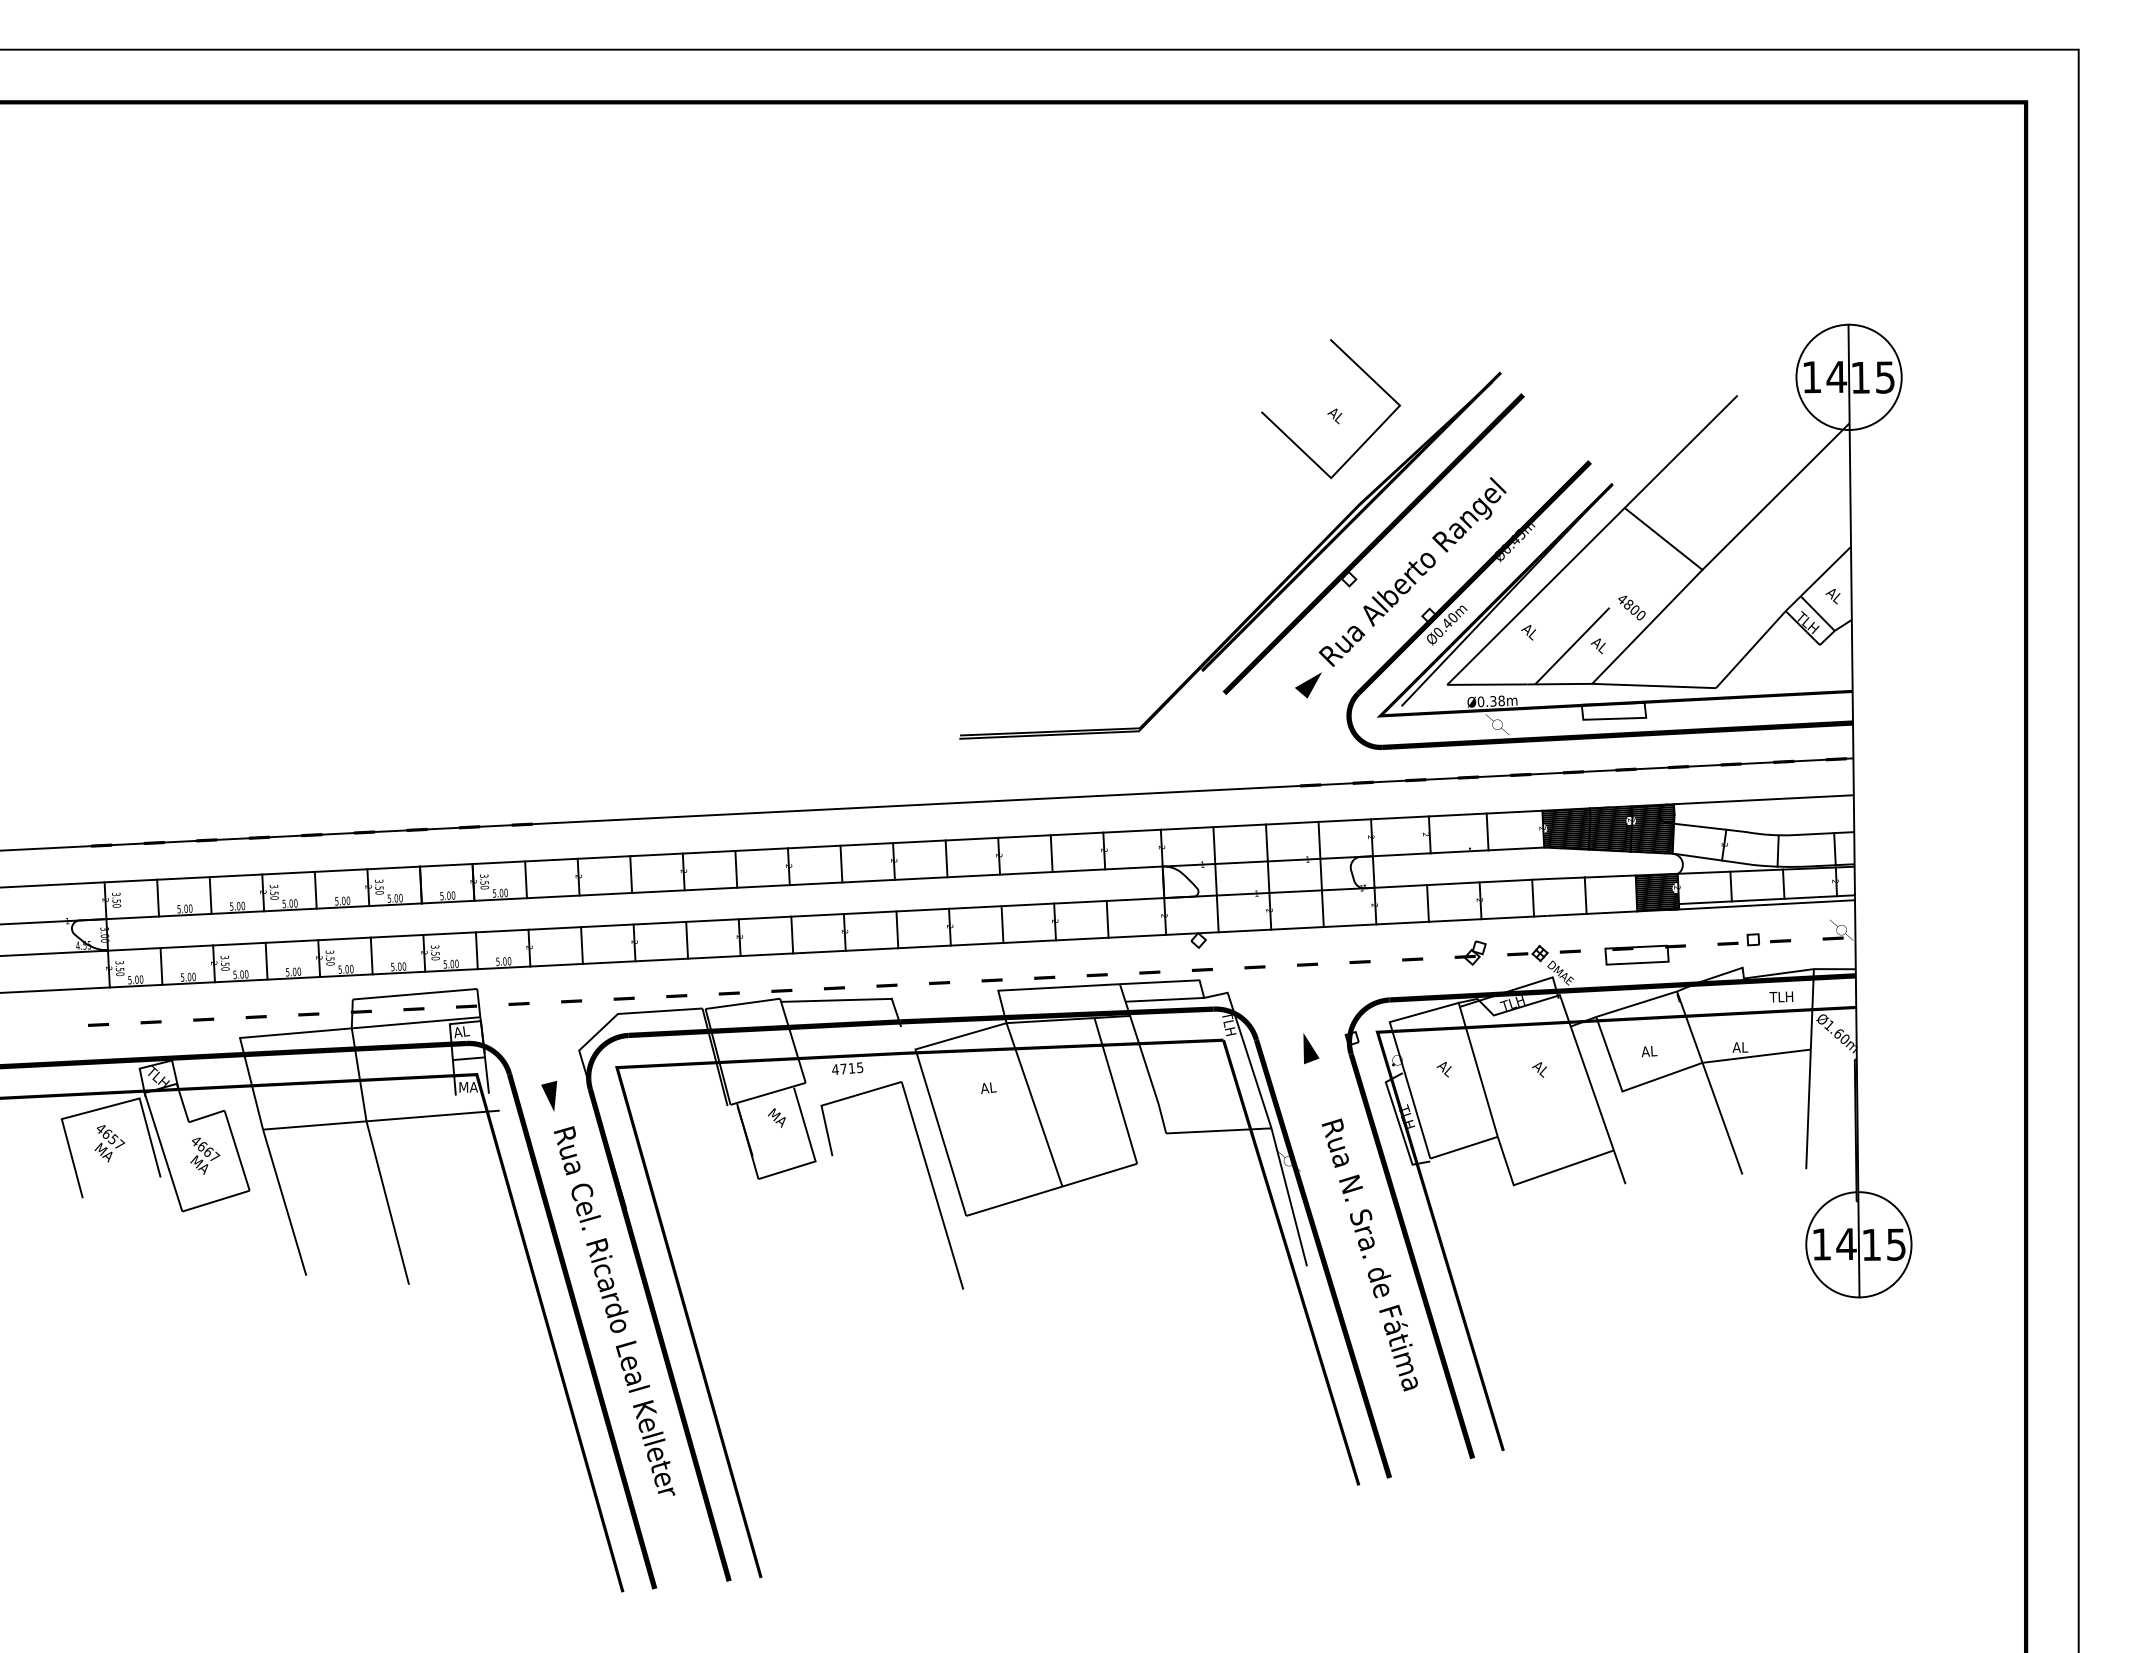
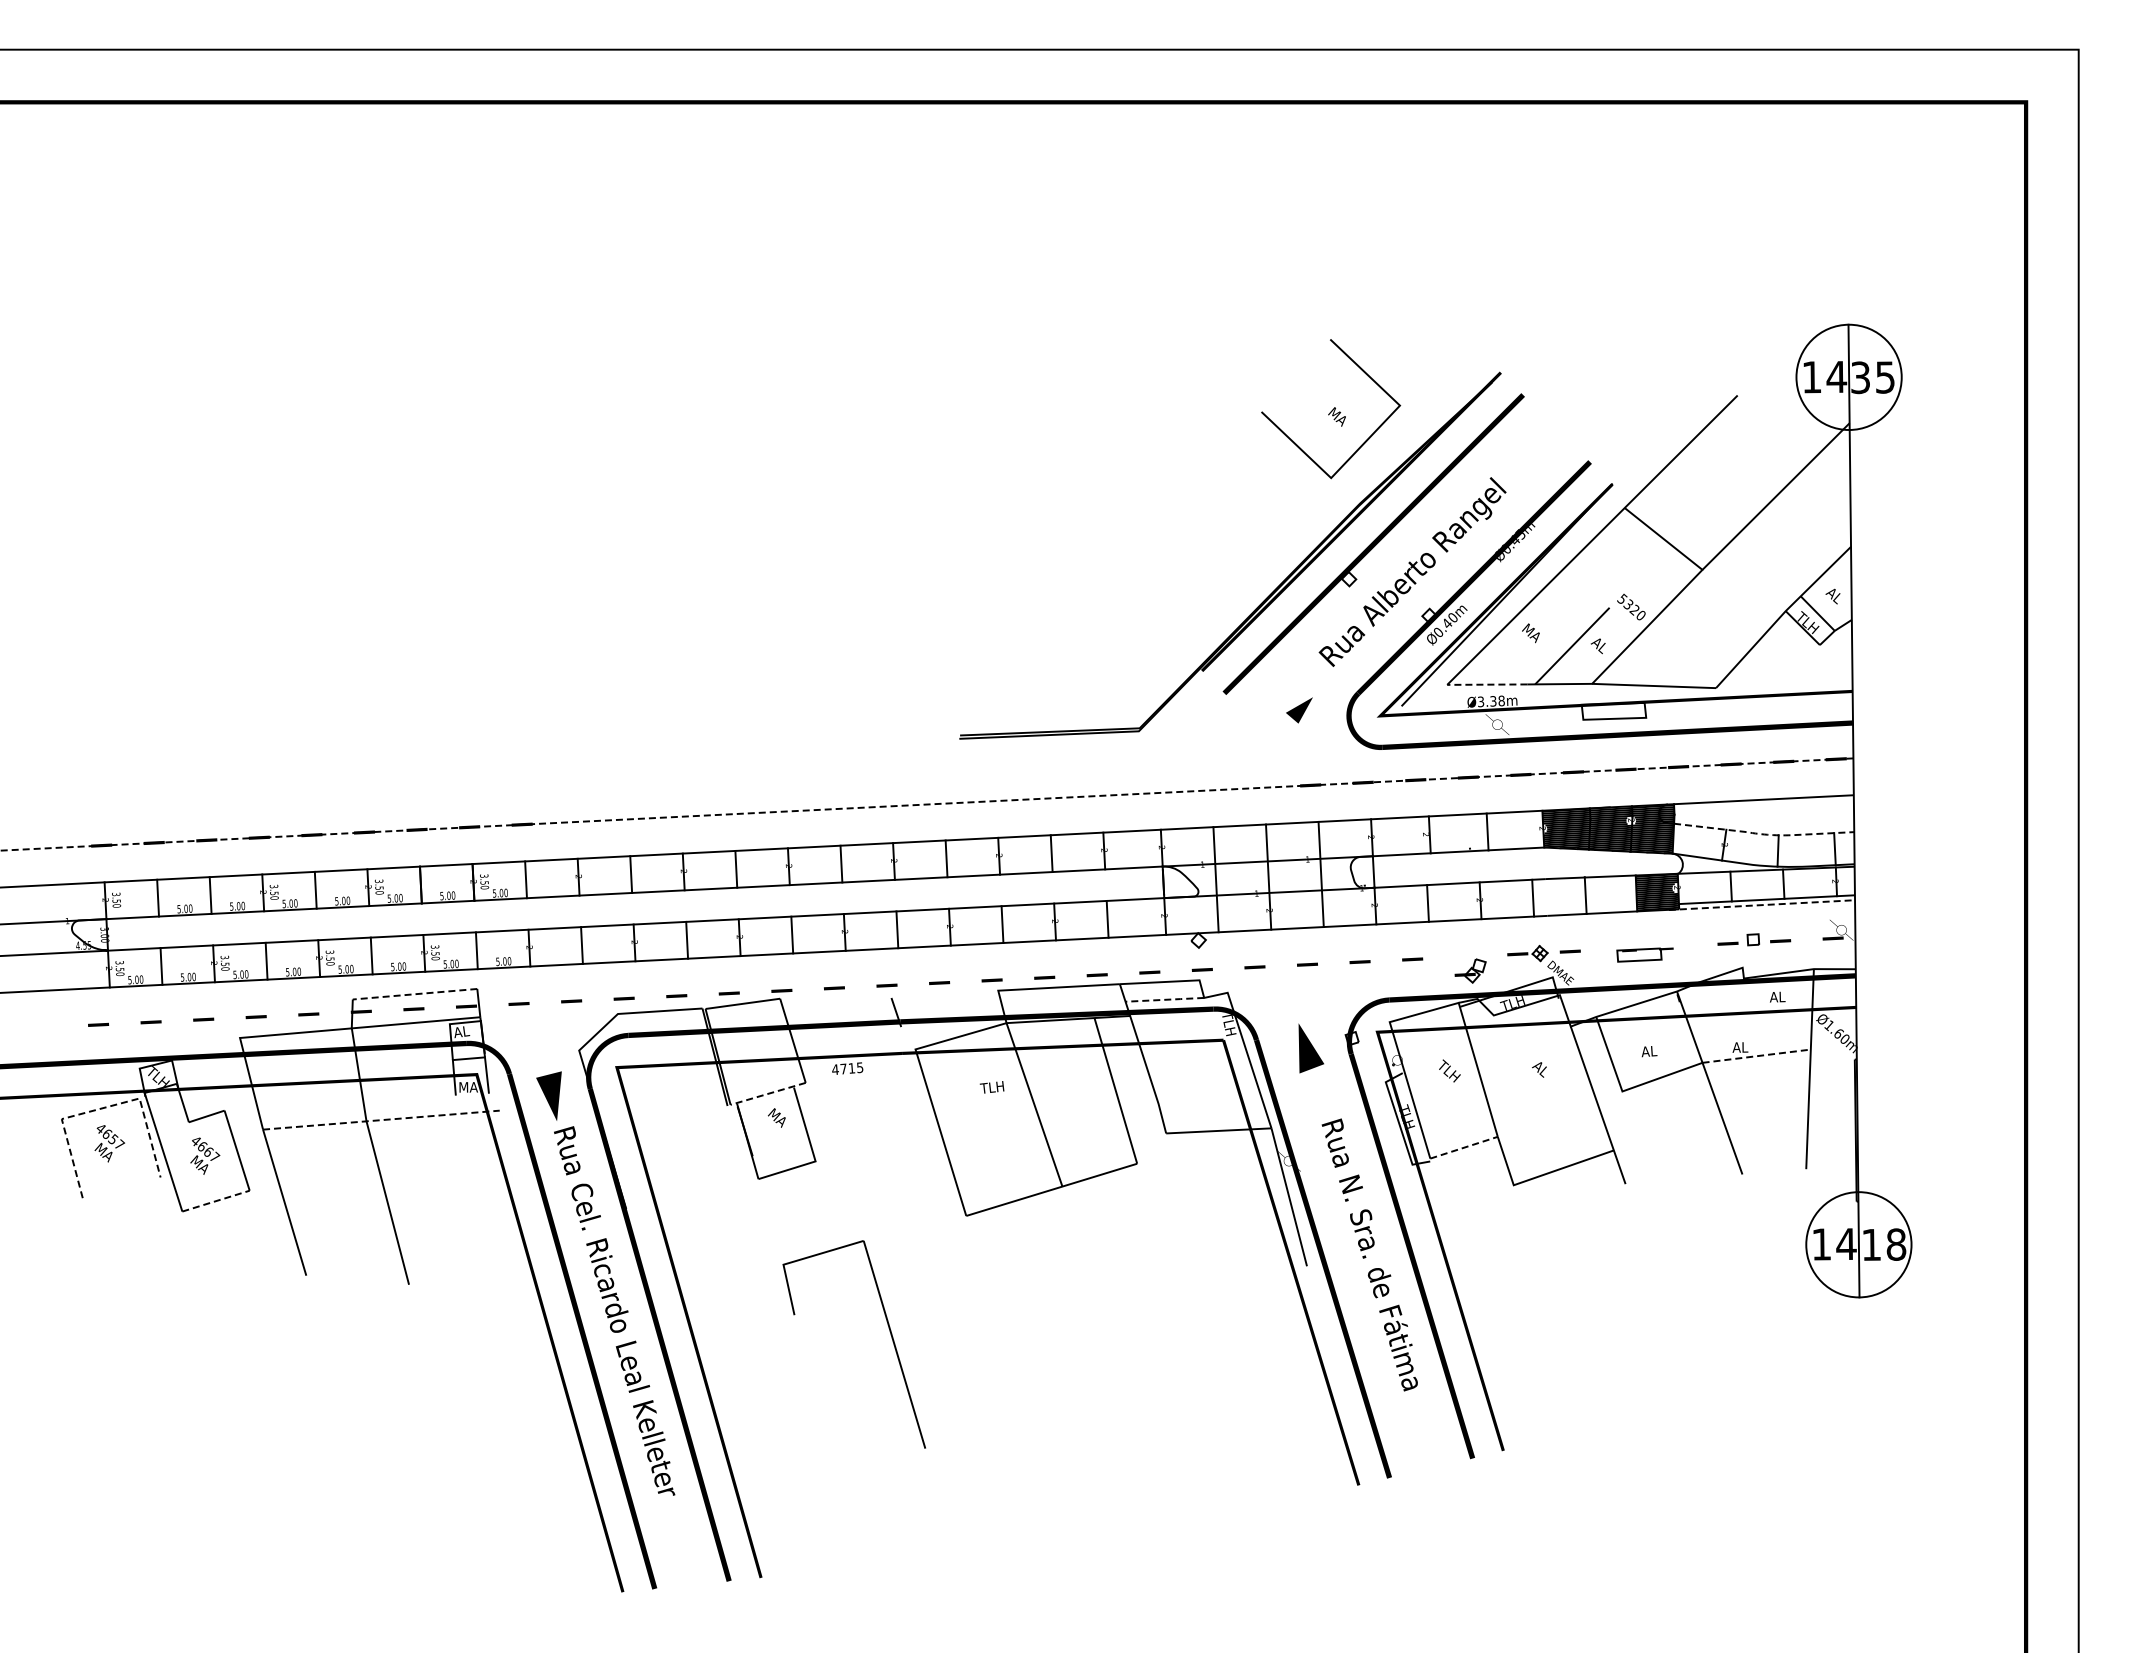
text: 15 -> 35 (1860, 377)
text: AL -> MA (1336, 416)
text: 4800 -> 5320 (1628, 604)
text: AL -> MA (1530, 633)
line: solid -> dashed (1486, 684)
part position: (1308, 685) -> (1299, 710) (1299, 710)
text: Ø0.38m -> Ø3.38m (1480, 701)
line: solid -> dashed (926, 804)
line: solid -> dashed (1765, 834)
line: solid -> dashed (1762, 905)
part position: (1470, 952) -> (1470, 970) (1470, 970)
part size: 82x22 px -> 58x16 px (1644, 954)
line: solid -> dashed (414, 994)
text: TLH -> AL (1781, 996)
line: present -> none (836, 999)
line: solid -> dashed (1164, 999)
part size: 17x32 px -> 27x51 px (1311, 1048)
line: solid -> dashed (1756, 1056)
text: AL -> TLH (1448, 1070)
text: AL -> TLH (991, 1087)
line: solid -> dashed (767, 1094)
part size: 17x31 px -> 26x50 px (548, 1095)
line: solid -> dashed (101, 1108)
line: solid -> dashed (381, 1120)
line: solid -> dashed (1464, 1147)
part position: (928, 1176) -> (890, 1335) (890, 1335)
line: solid -> dashed (216, 1201)
text: 15 -> 18 (1896, 1244)
